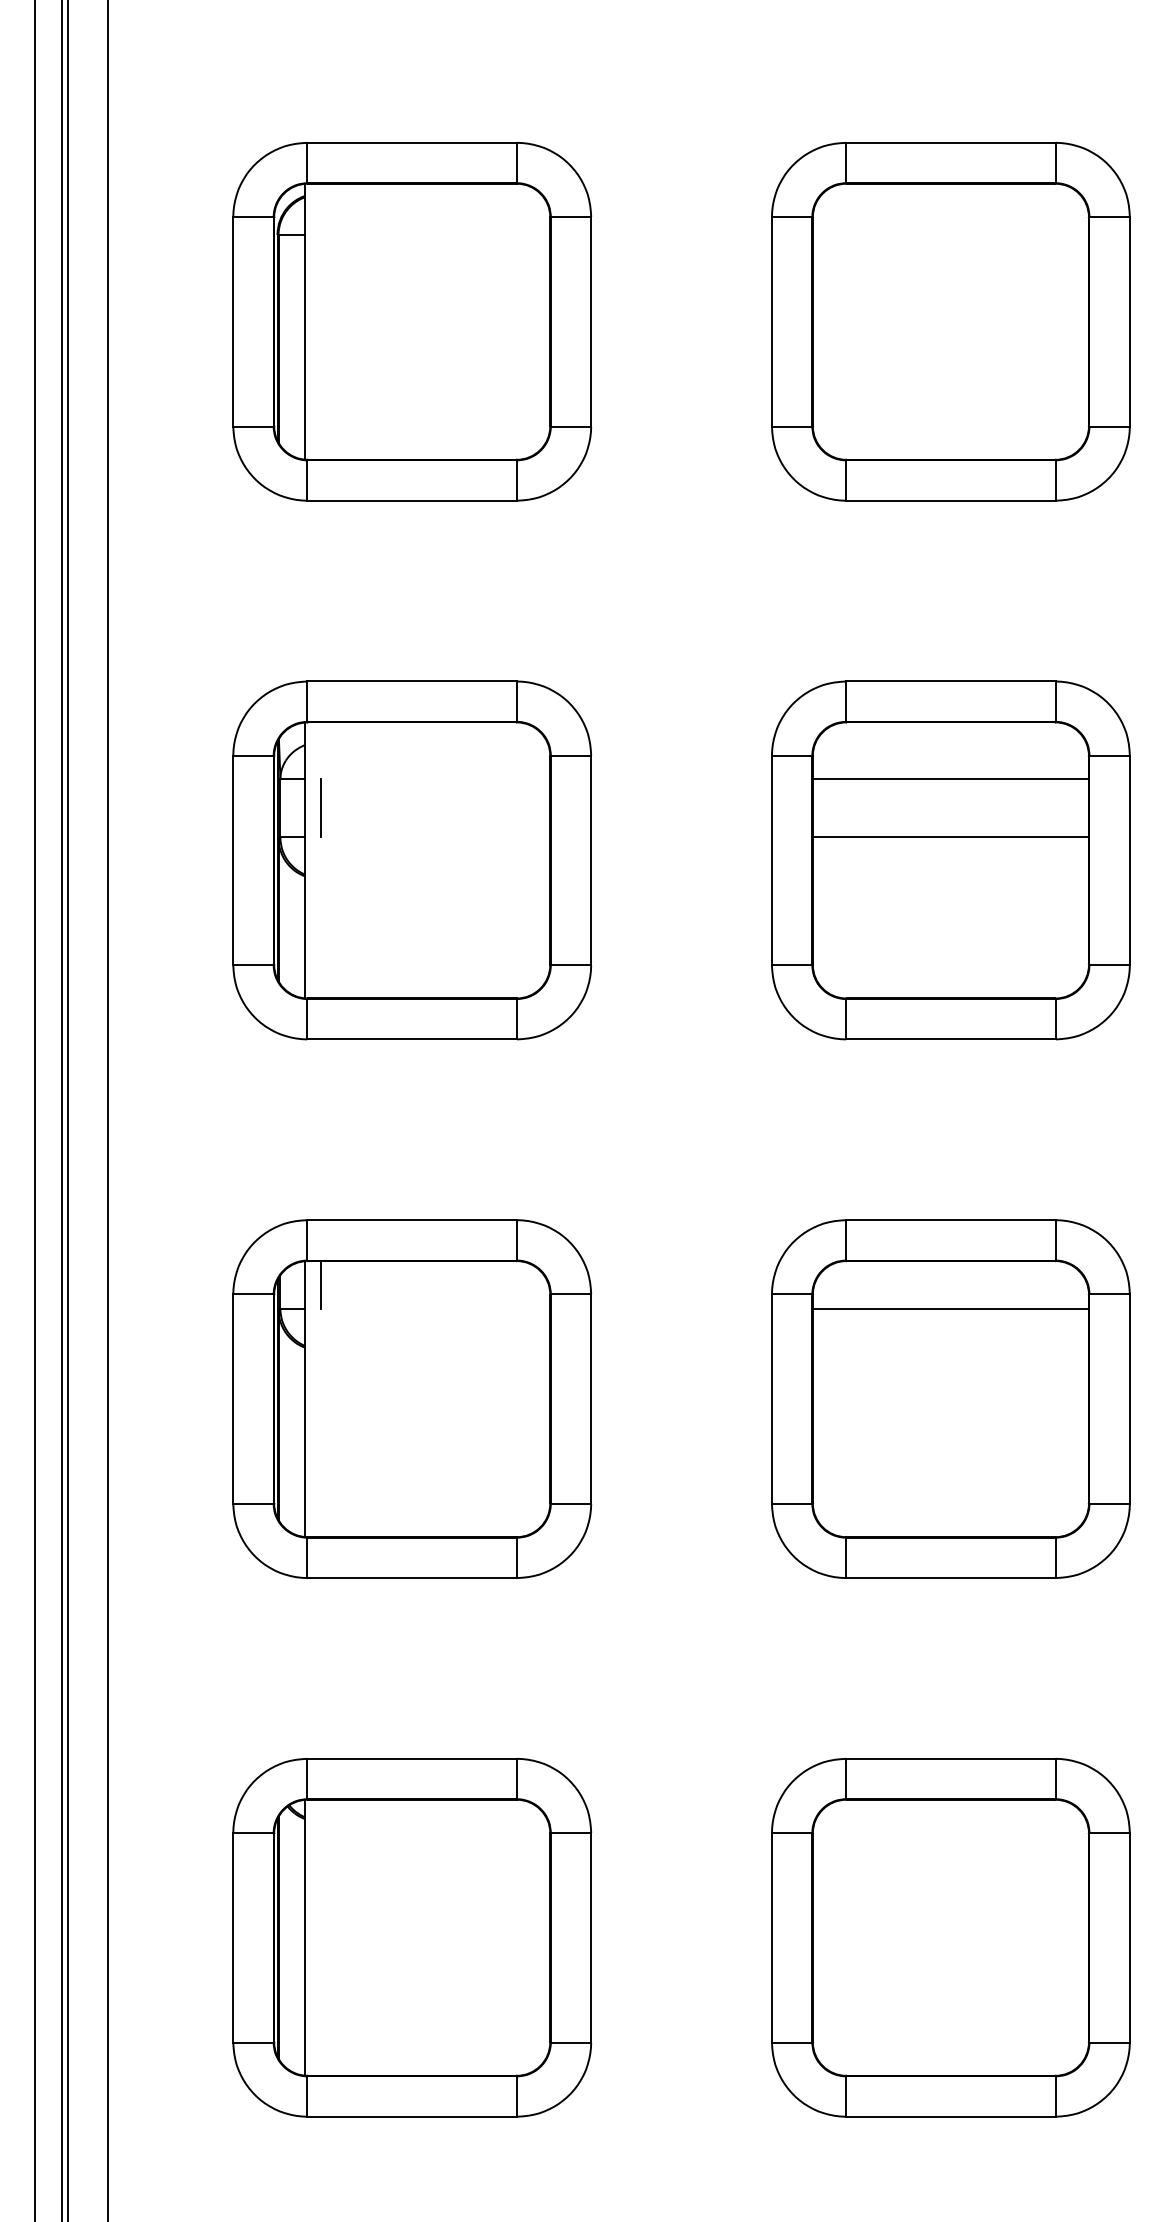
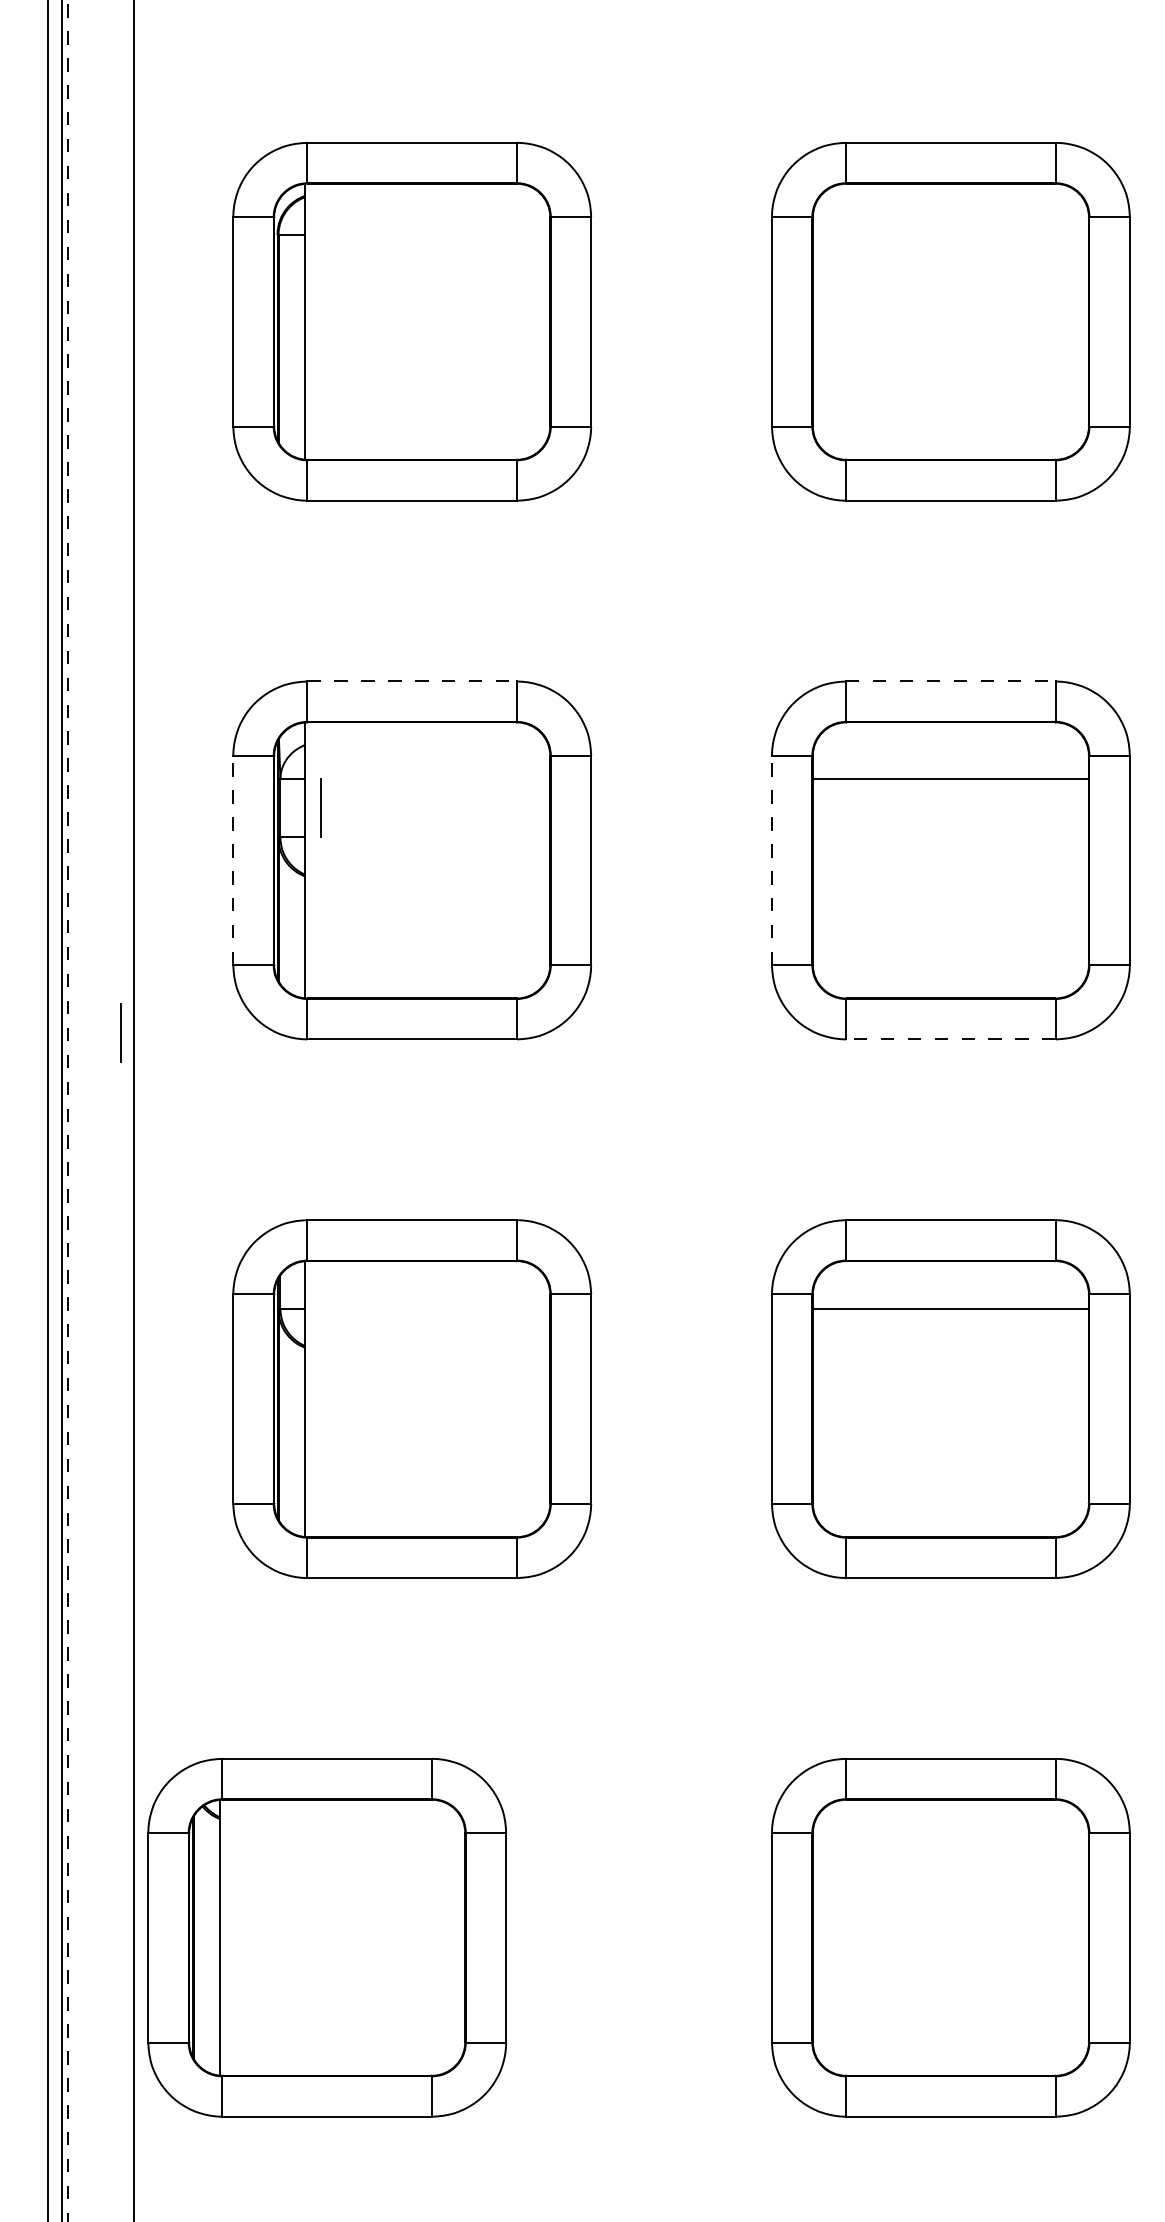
line: solid -> dashed (412, 681)
line: solid -> dashed (950, 681)
line: present -> none (950, 837)
line: solid -> dashed (233, 860)
line: solid -> dashed (771, 860)
line: none -> present (120, 1032)
line: solid -> dashed (950, 1039)
line position: (35, 1110) -> (48, 1110) (48, 1110)
line: solid -> dashed (67, 1110)
line position: (108, 1110) -> (134, 1110) (134, 1110)
line: present -> none (320, 1284)
part position: (412, 1937) -> (327, 1937) (327, 1937)
